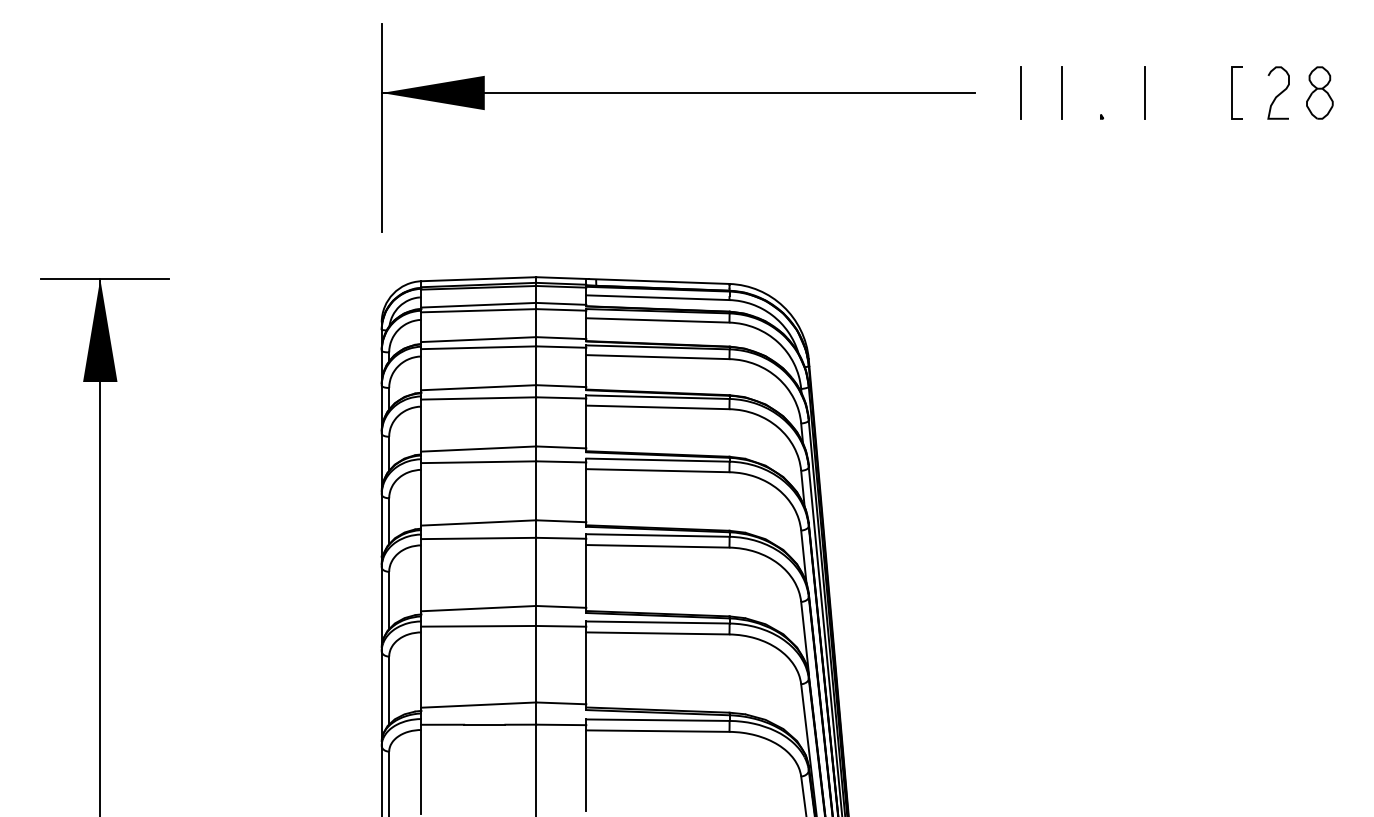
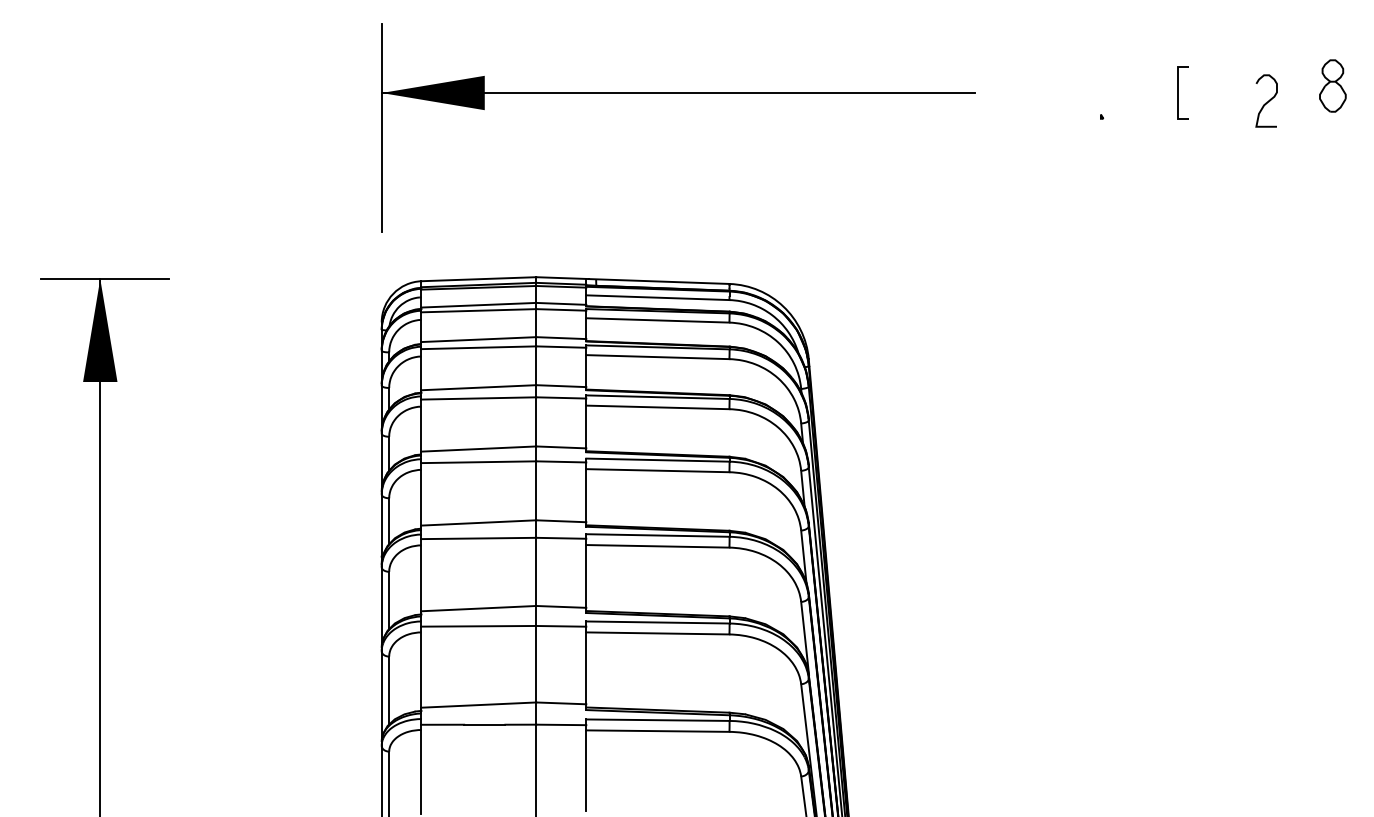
line: present -> none (1021, 92)
line: present -> none (1062, 92)
line: present -> none (1144, 92)
line position: (1232, 92) -> (1178, 92) (1178, 92)
part position: (1319, 92) -> (1332, 85) (1332, 85)
curve position: (1279, 93) -> (1267, 101) (1267, 101)
